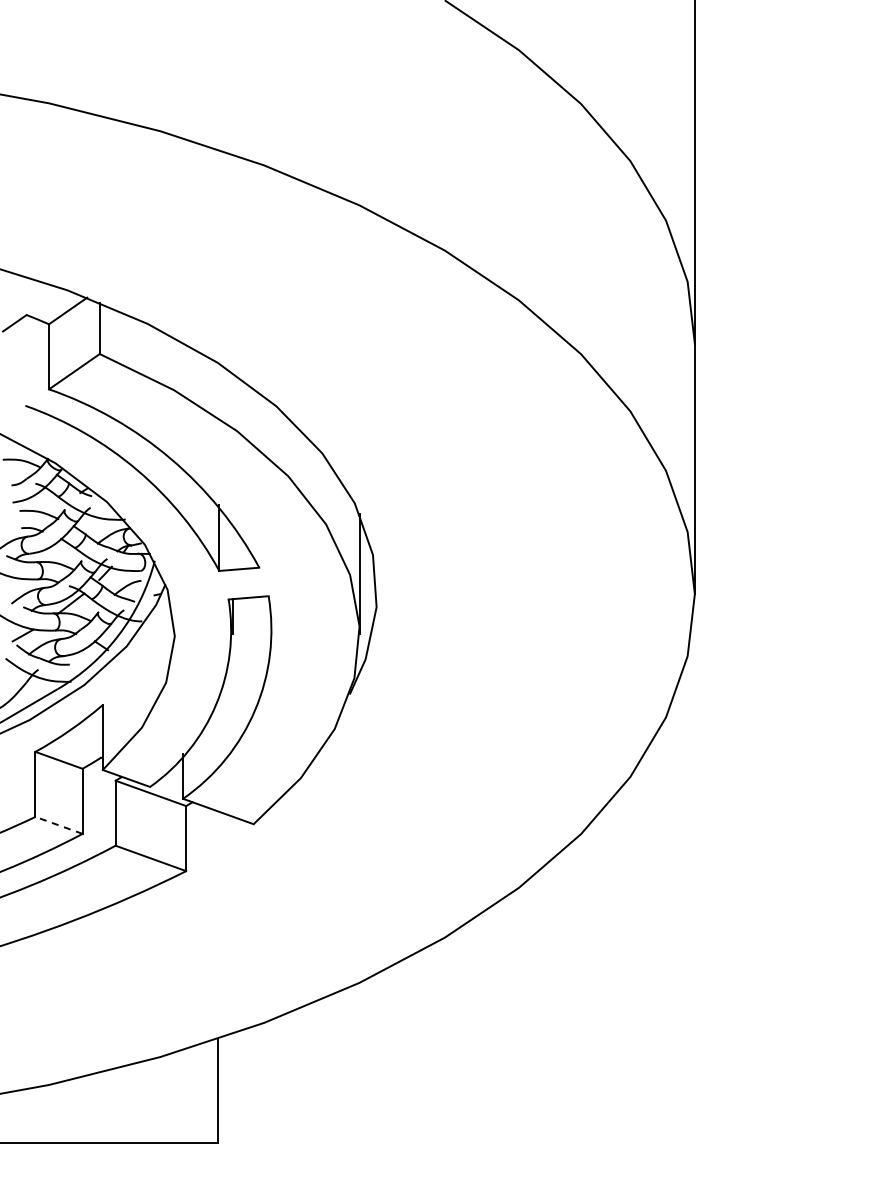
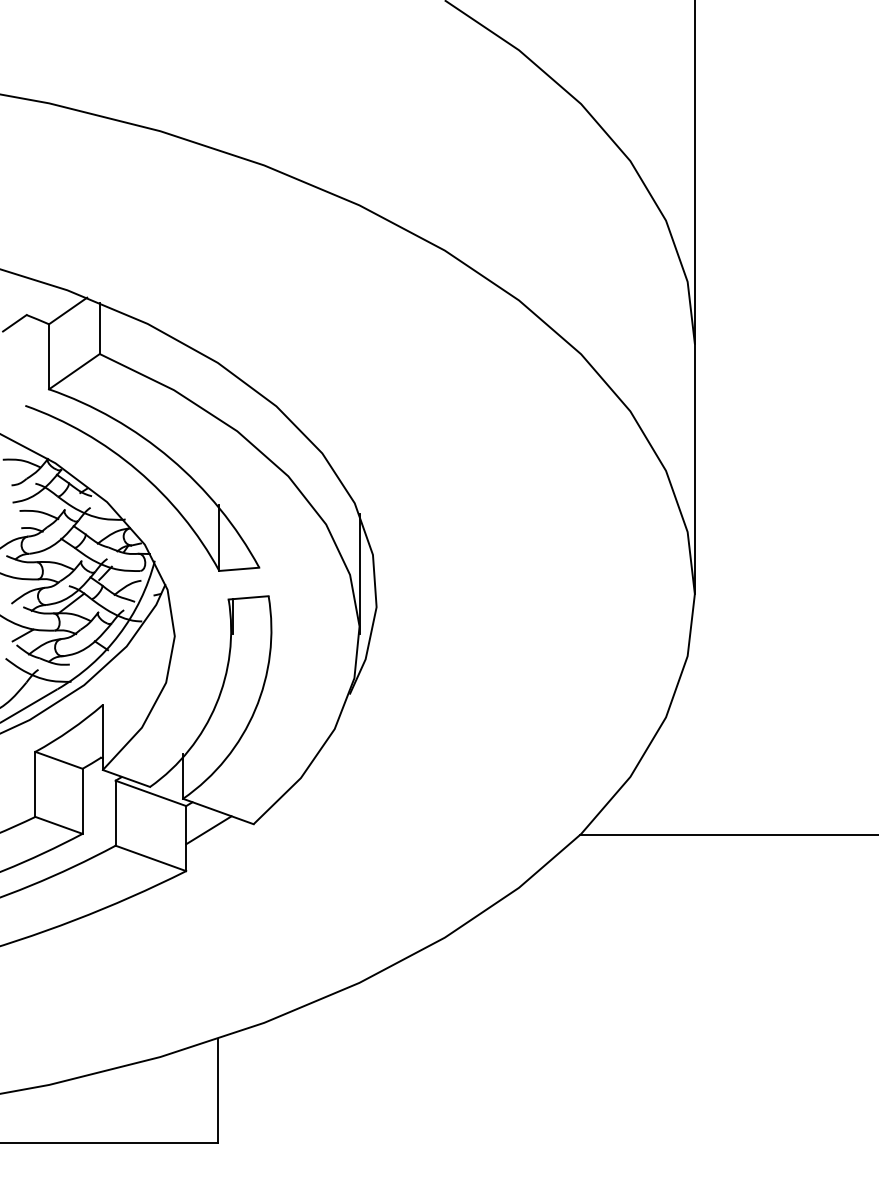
line: dashed -> solid (58, 825)
line: none -> present (208, 830)
line: none -> present (727, 835)
